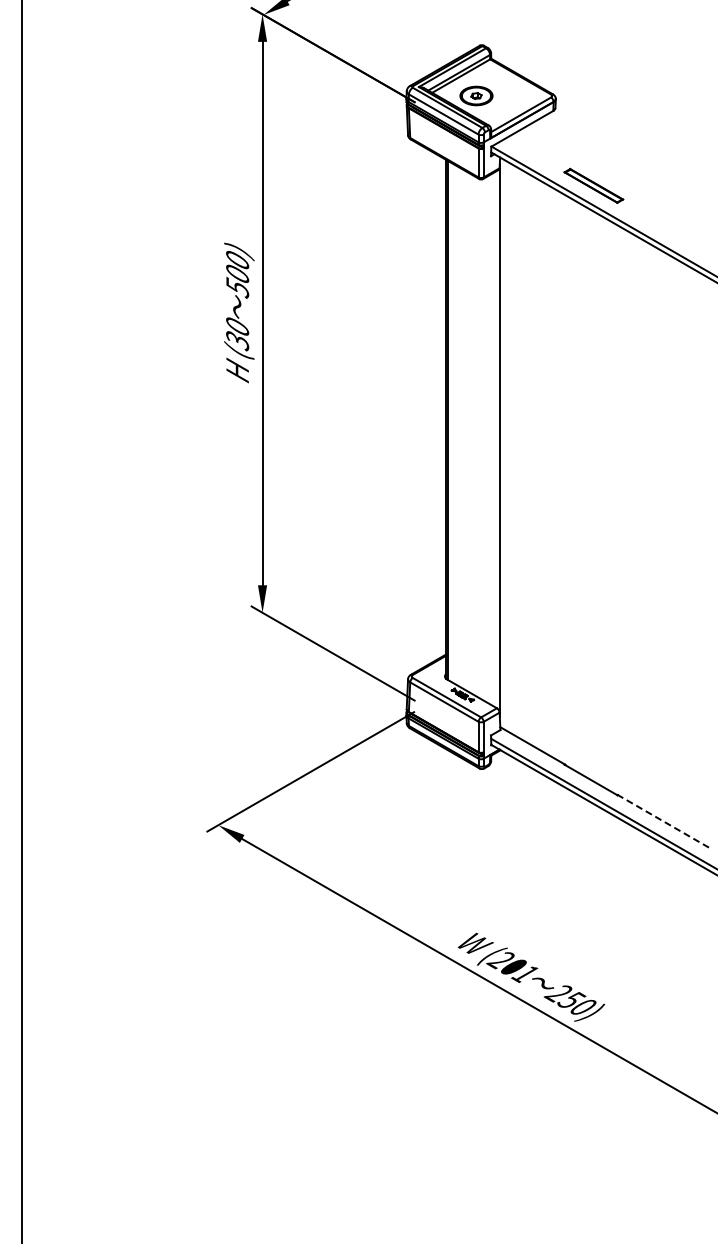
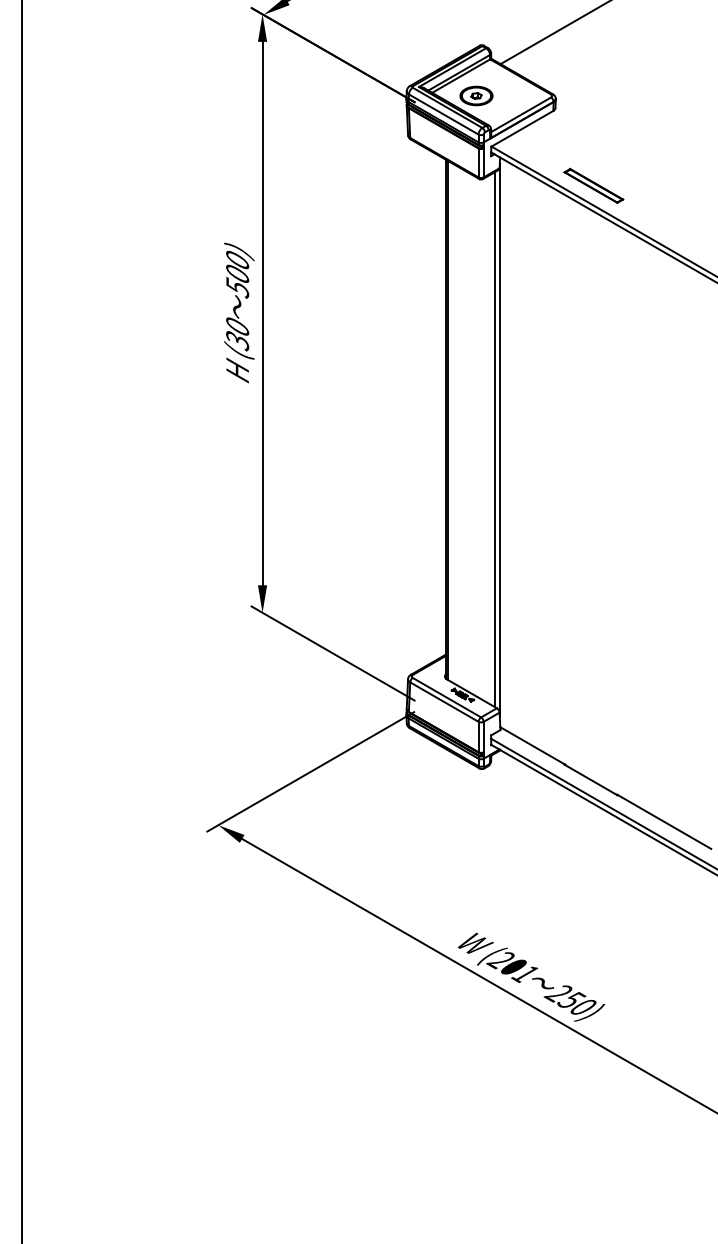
line: none -> present (554, 33)
line: none -> present (494, 439)
line: dashed -> solid (664, 822)
